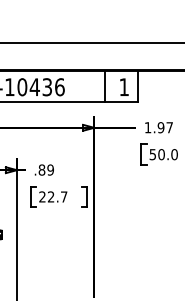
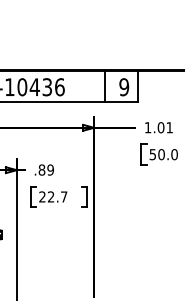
line: present -> none (91, 42)
text: 1 -> 9 (124, 87)
text: 1.97 -> 1.01 (164, 127)
